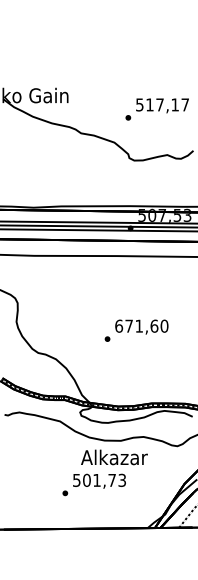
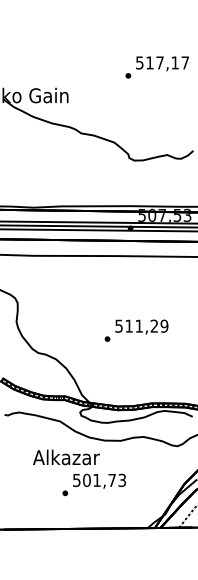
text position: (156, 109) -> (156, 67) (156, 67)
text: 671,60 -> 511,29 (141, 325)
text position: (114, 457) -> (66, 457) (66, 457)
